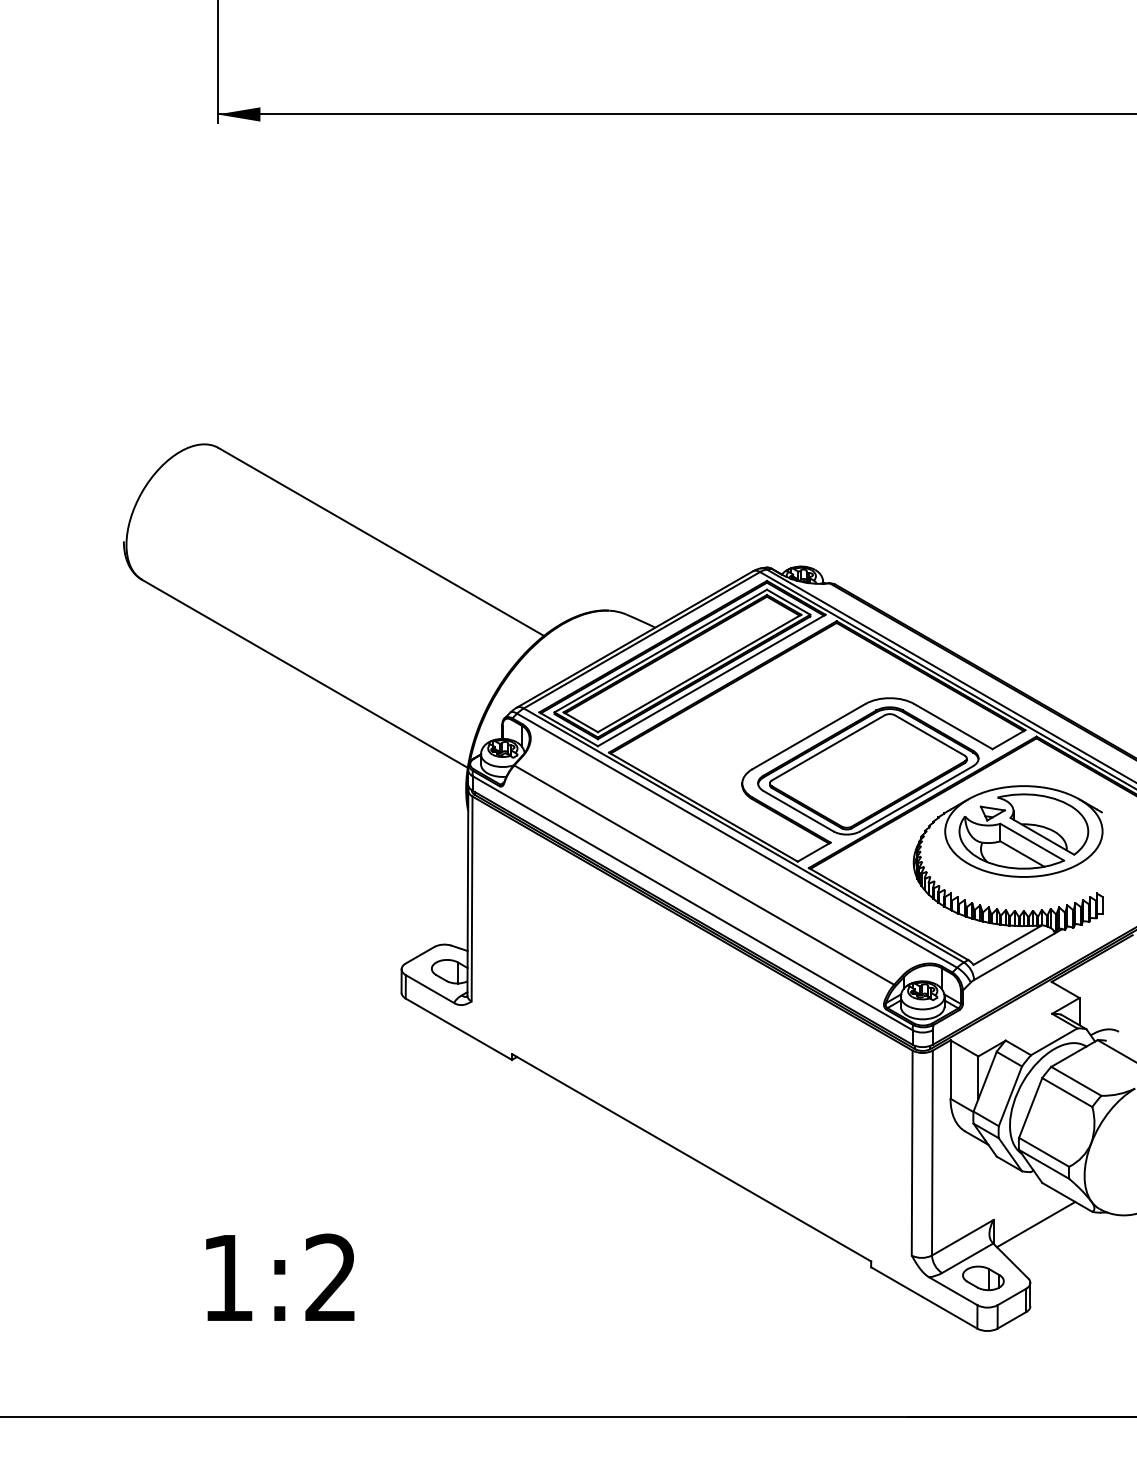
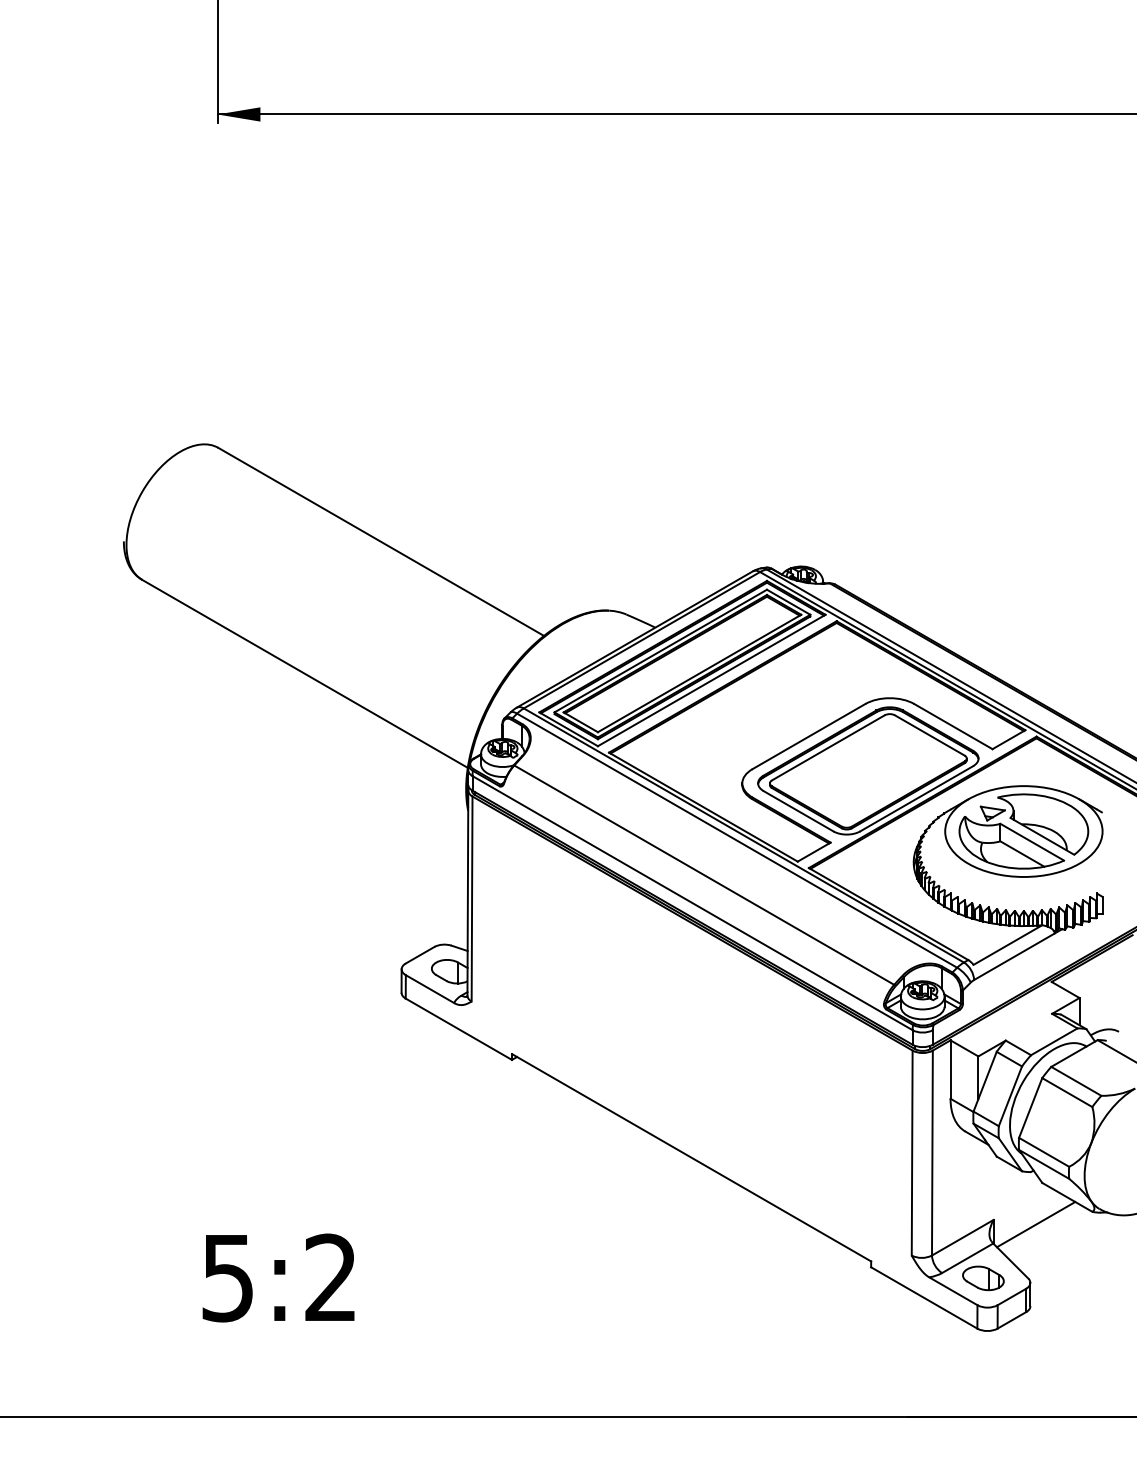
text: 1:2 -> 5:2 (227, 1278)
